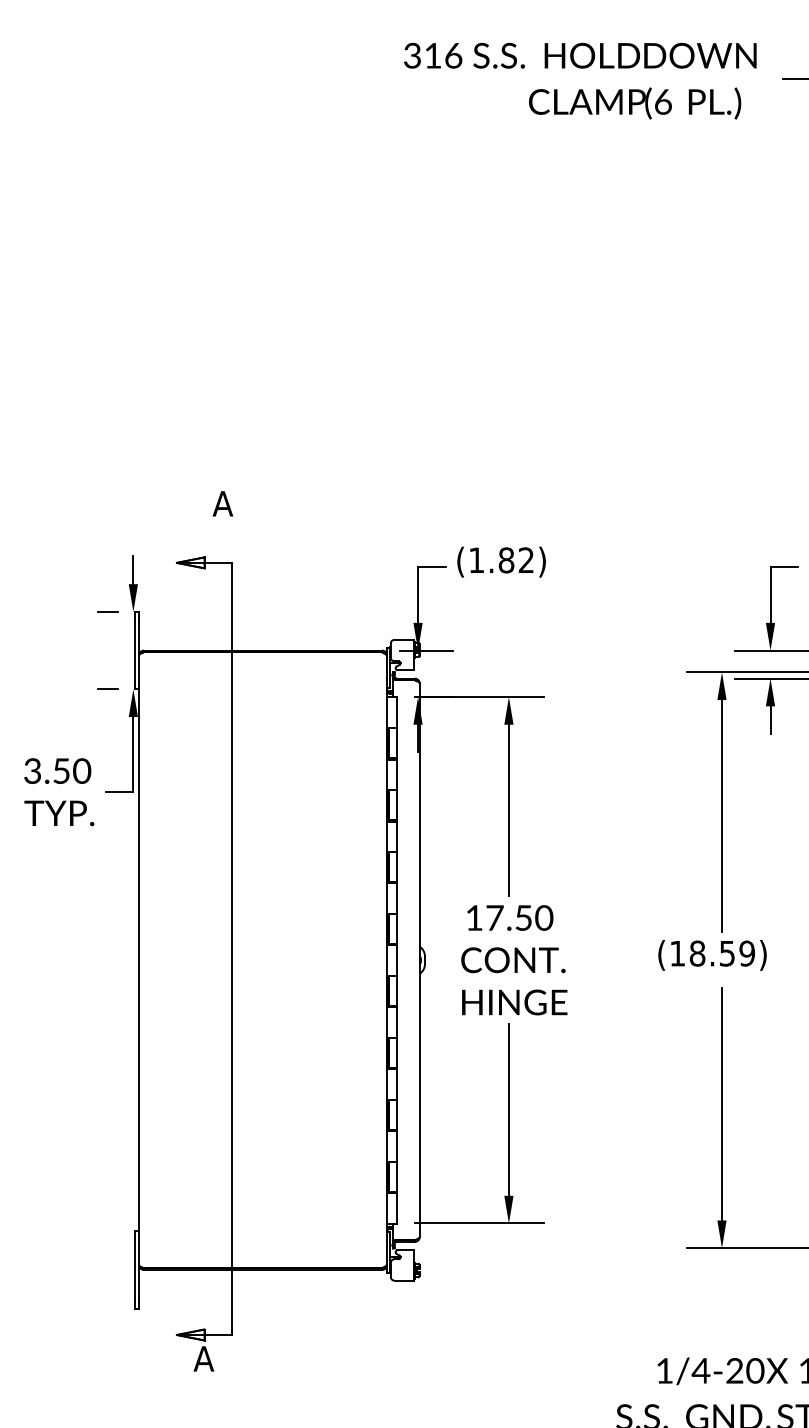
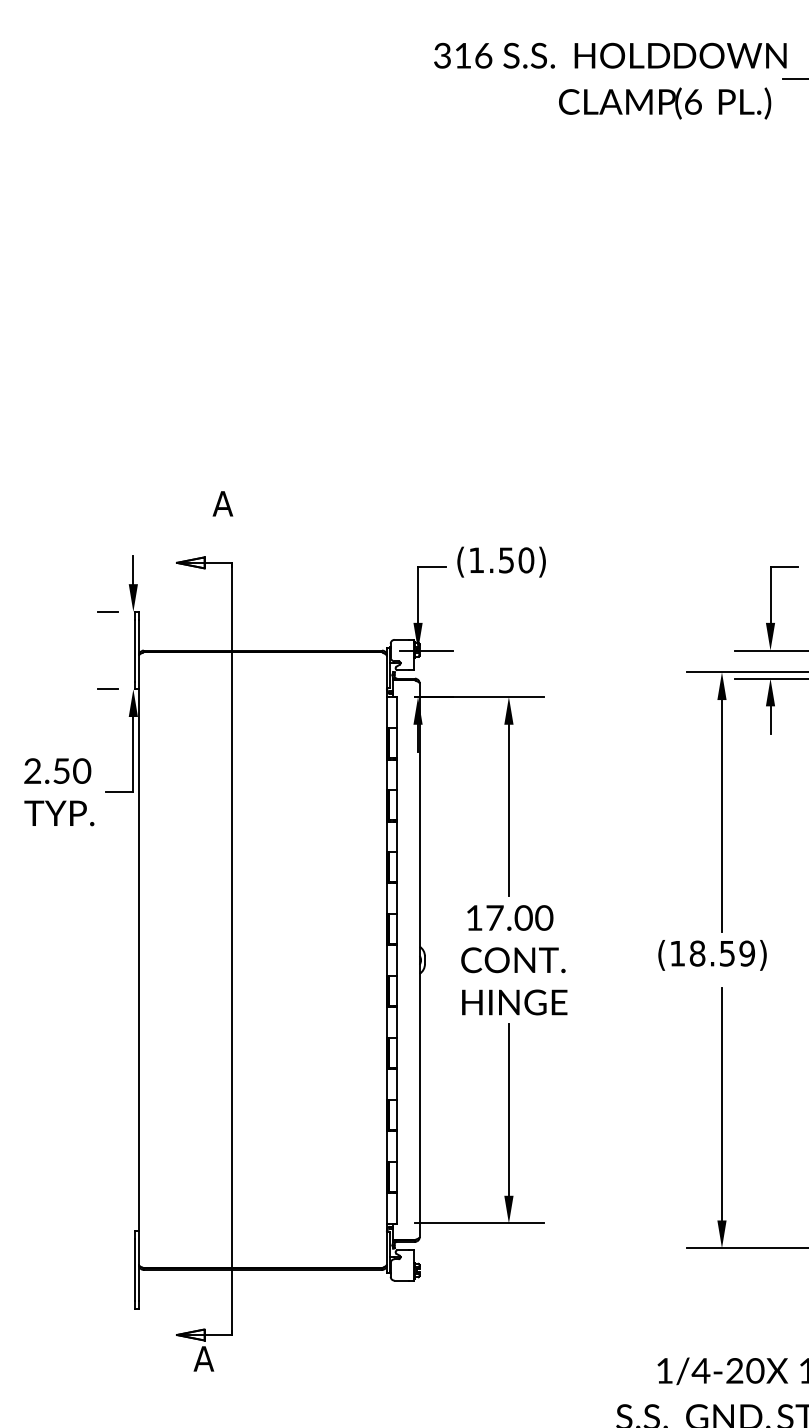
text position: (580, 80) -> (610, 80) (610, 80)
text: (1.82) -> (1.50) (516, 560)
text: 3.50 -> 2.50 (32, 772)
text: 17.50 -> 17.00 (523, 917)
